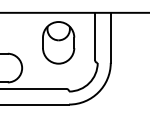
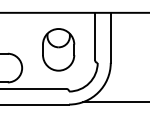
part position: (58, 42) -> (58, 49) (58, 49)
line: none -> present (114, 102)
